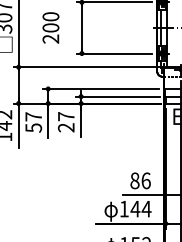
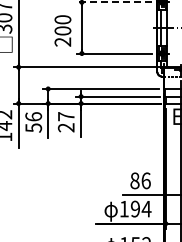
line: solid -> dashed (114, 2)
text position: (50, 27) -> (62, 30) (62, 30)
text: 57 -> 56 (33, 116)
text: 144 -> 194 (135, 208)
